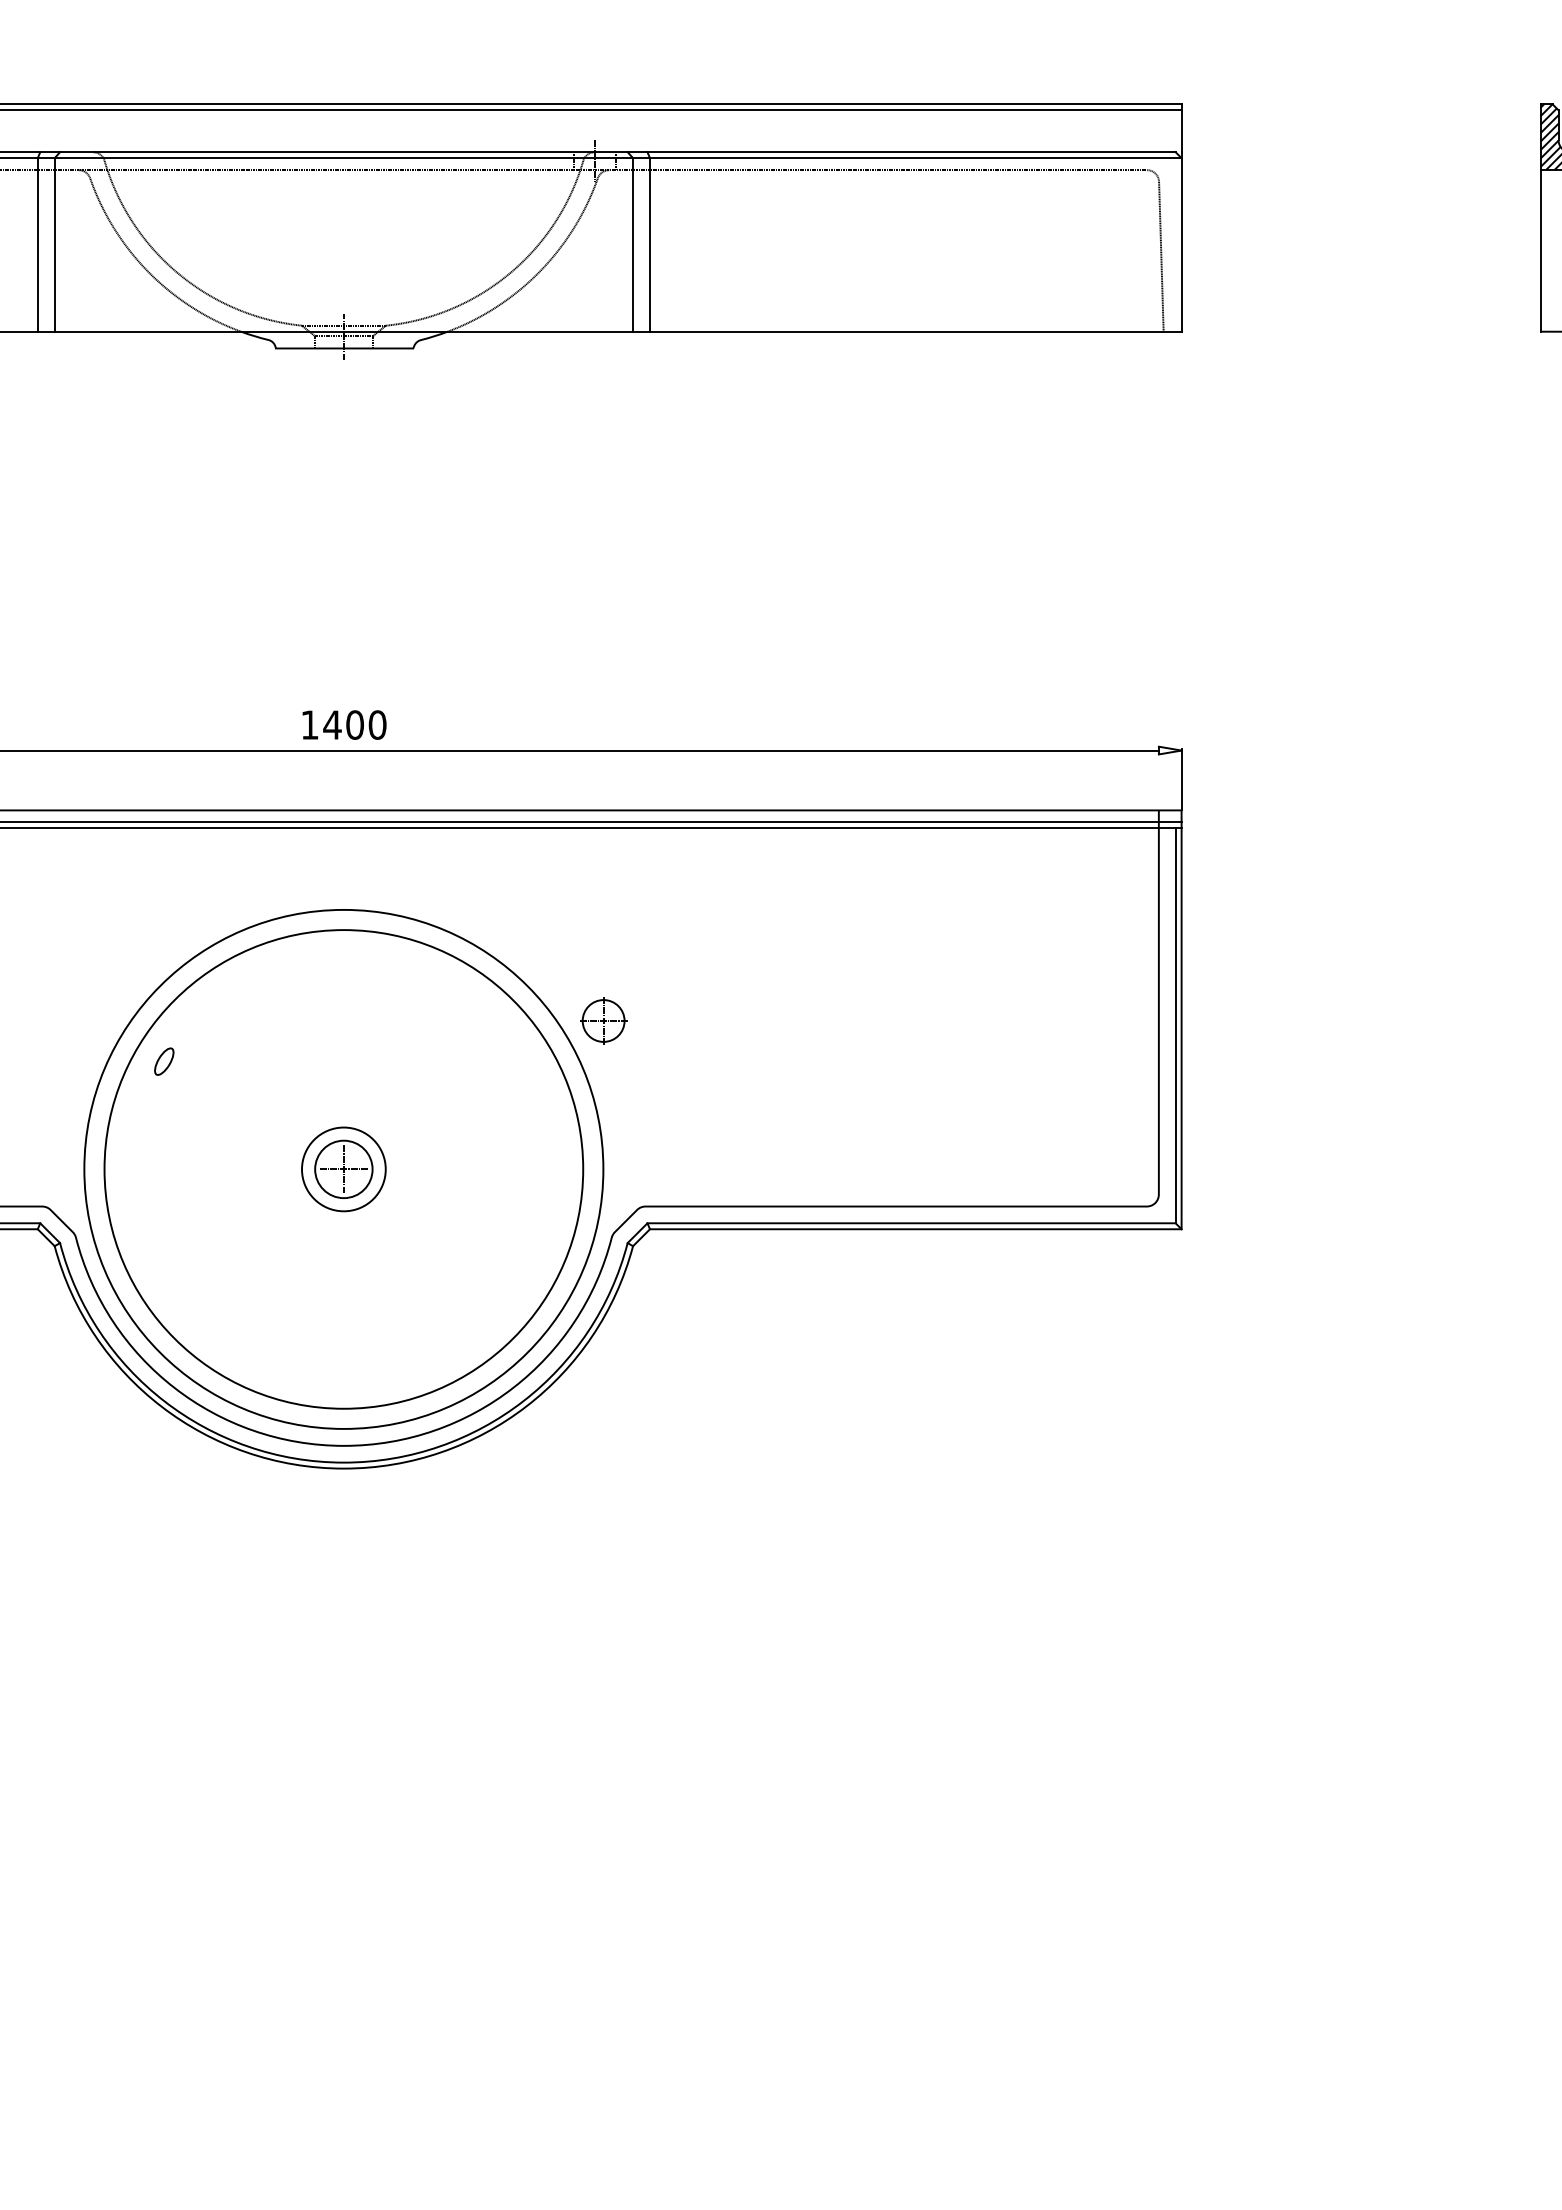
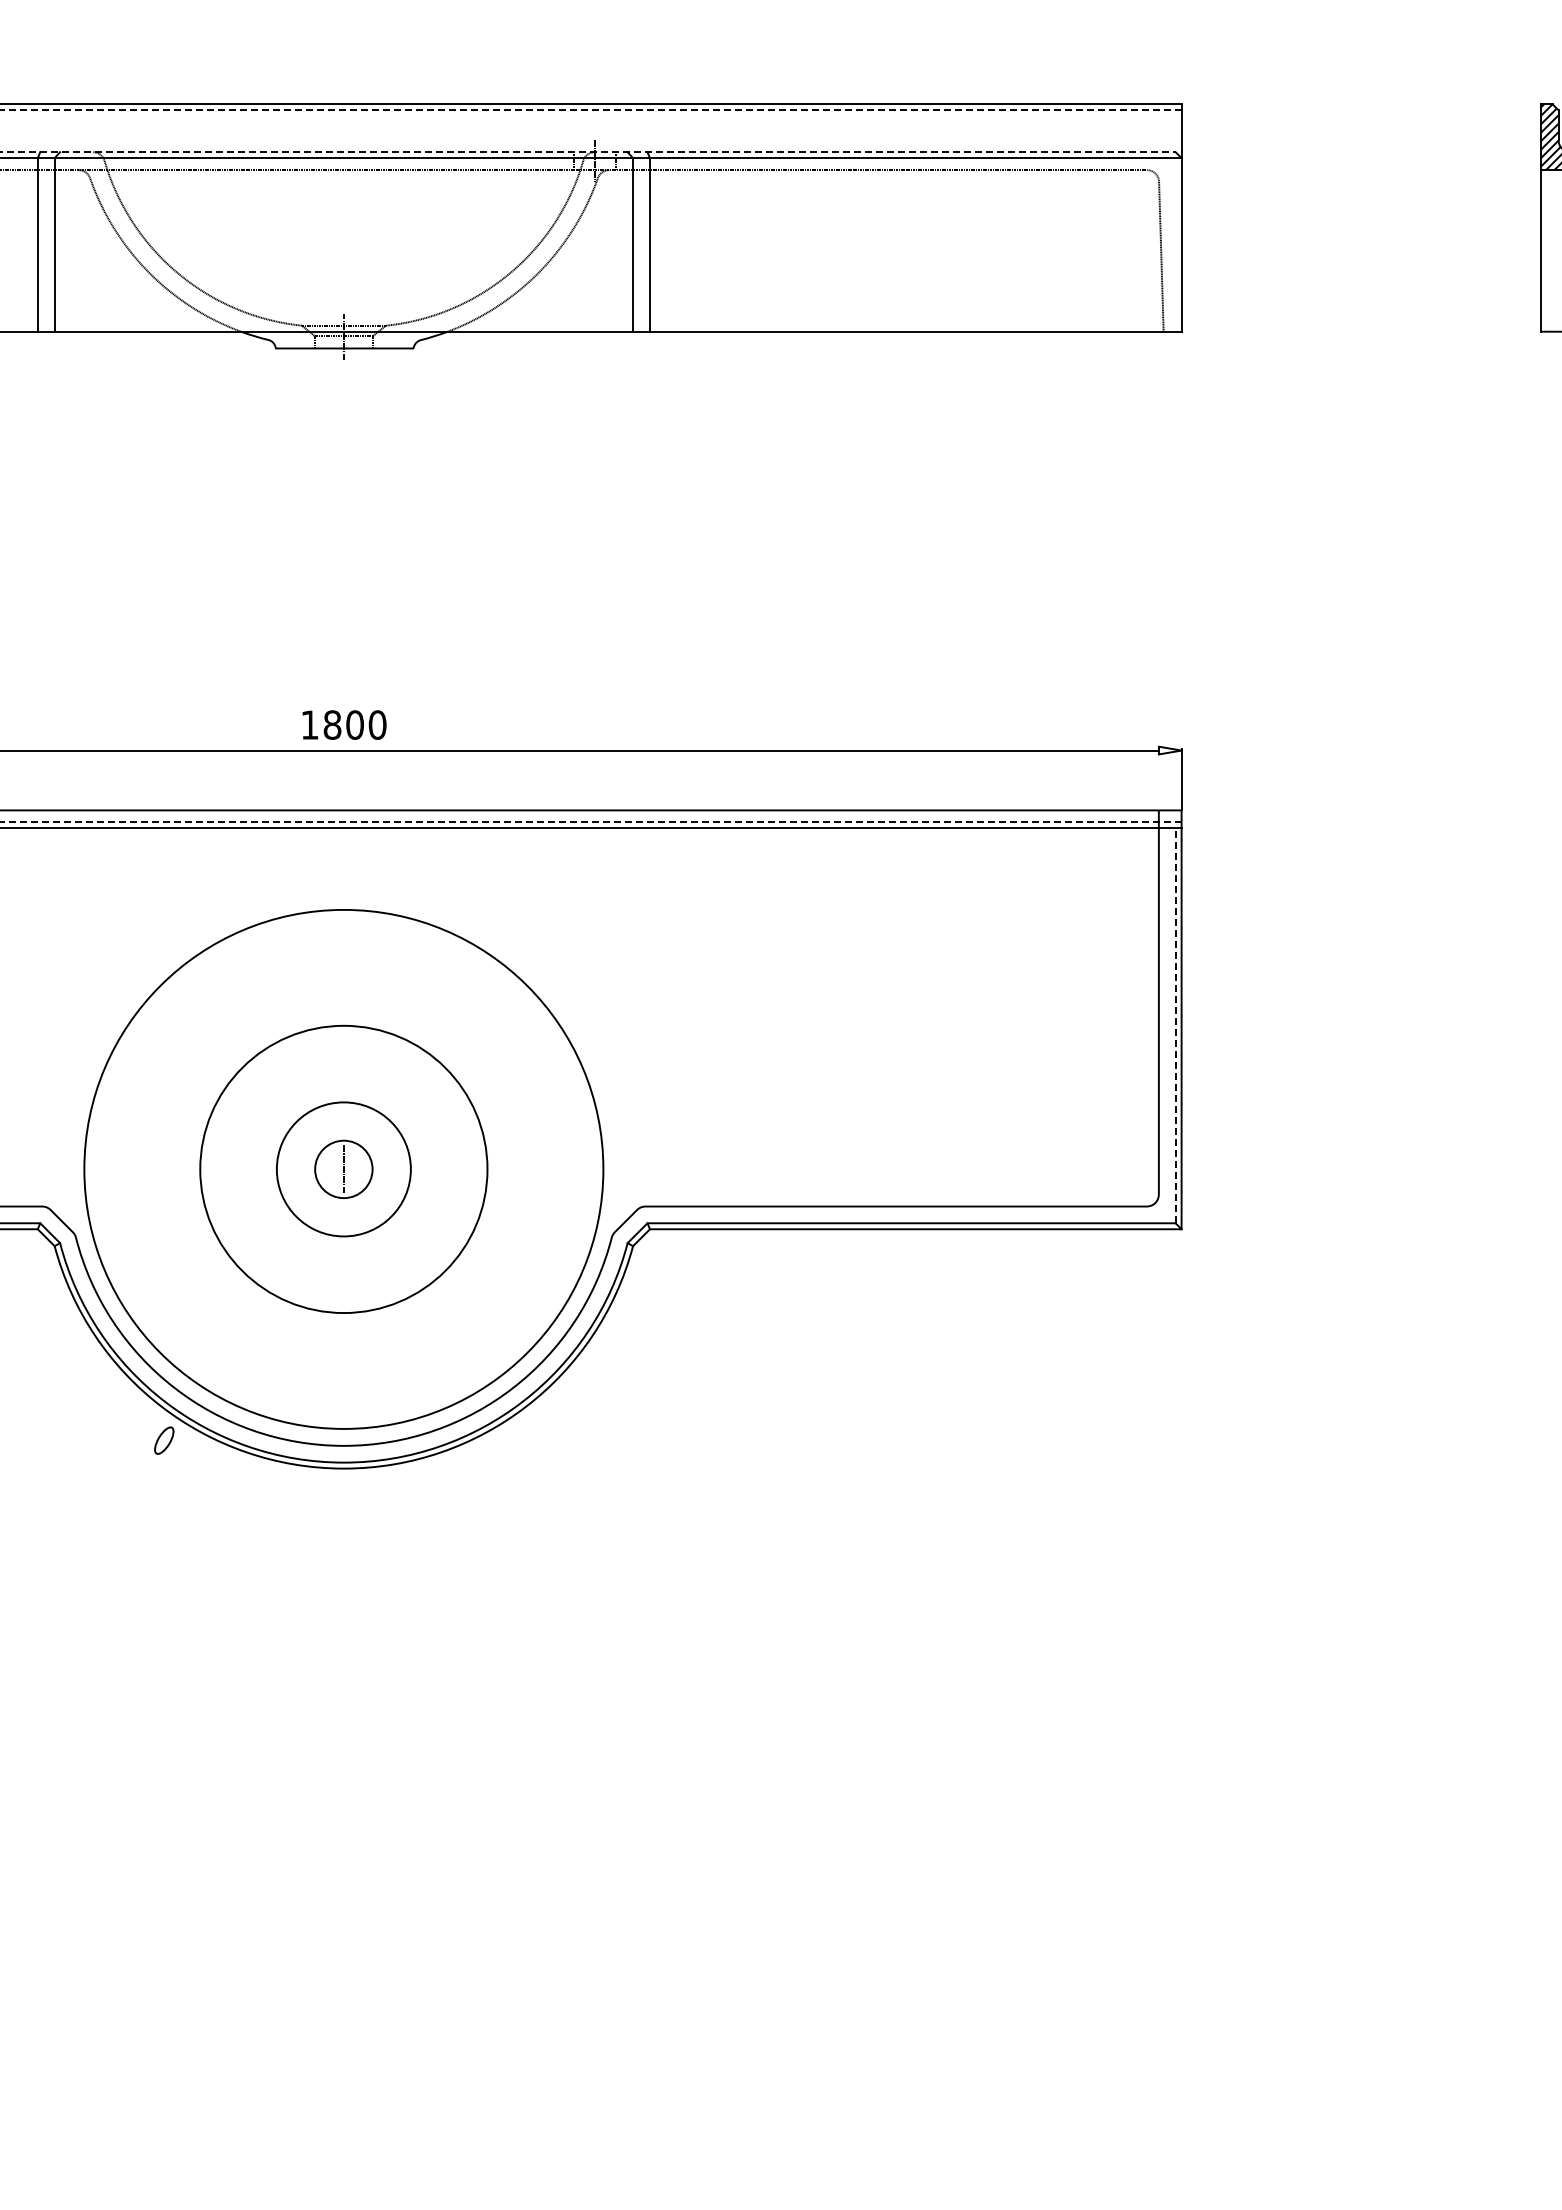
line: solid -> dashed (590, 110)
line: solid -> dashed (588, 152)
text: 1400 -> 1800 (332, 724)
line: solid -> dashed (590, 822)
part: present -> none (603, 1020)
line: solid -> dashed (1175, 1025)
part position: (164, 1061) -> (164, 1440) (164, 1440)
circle diameter: 479 px -> 287 px (343, 1169)
circle diameter: 84 px -> 134 px (343, 1169)
line: present -> none (343, 1169)
